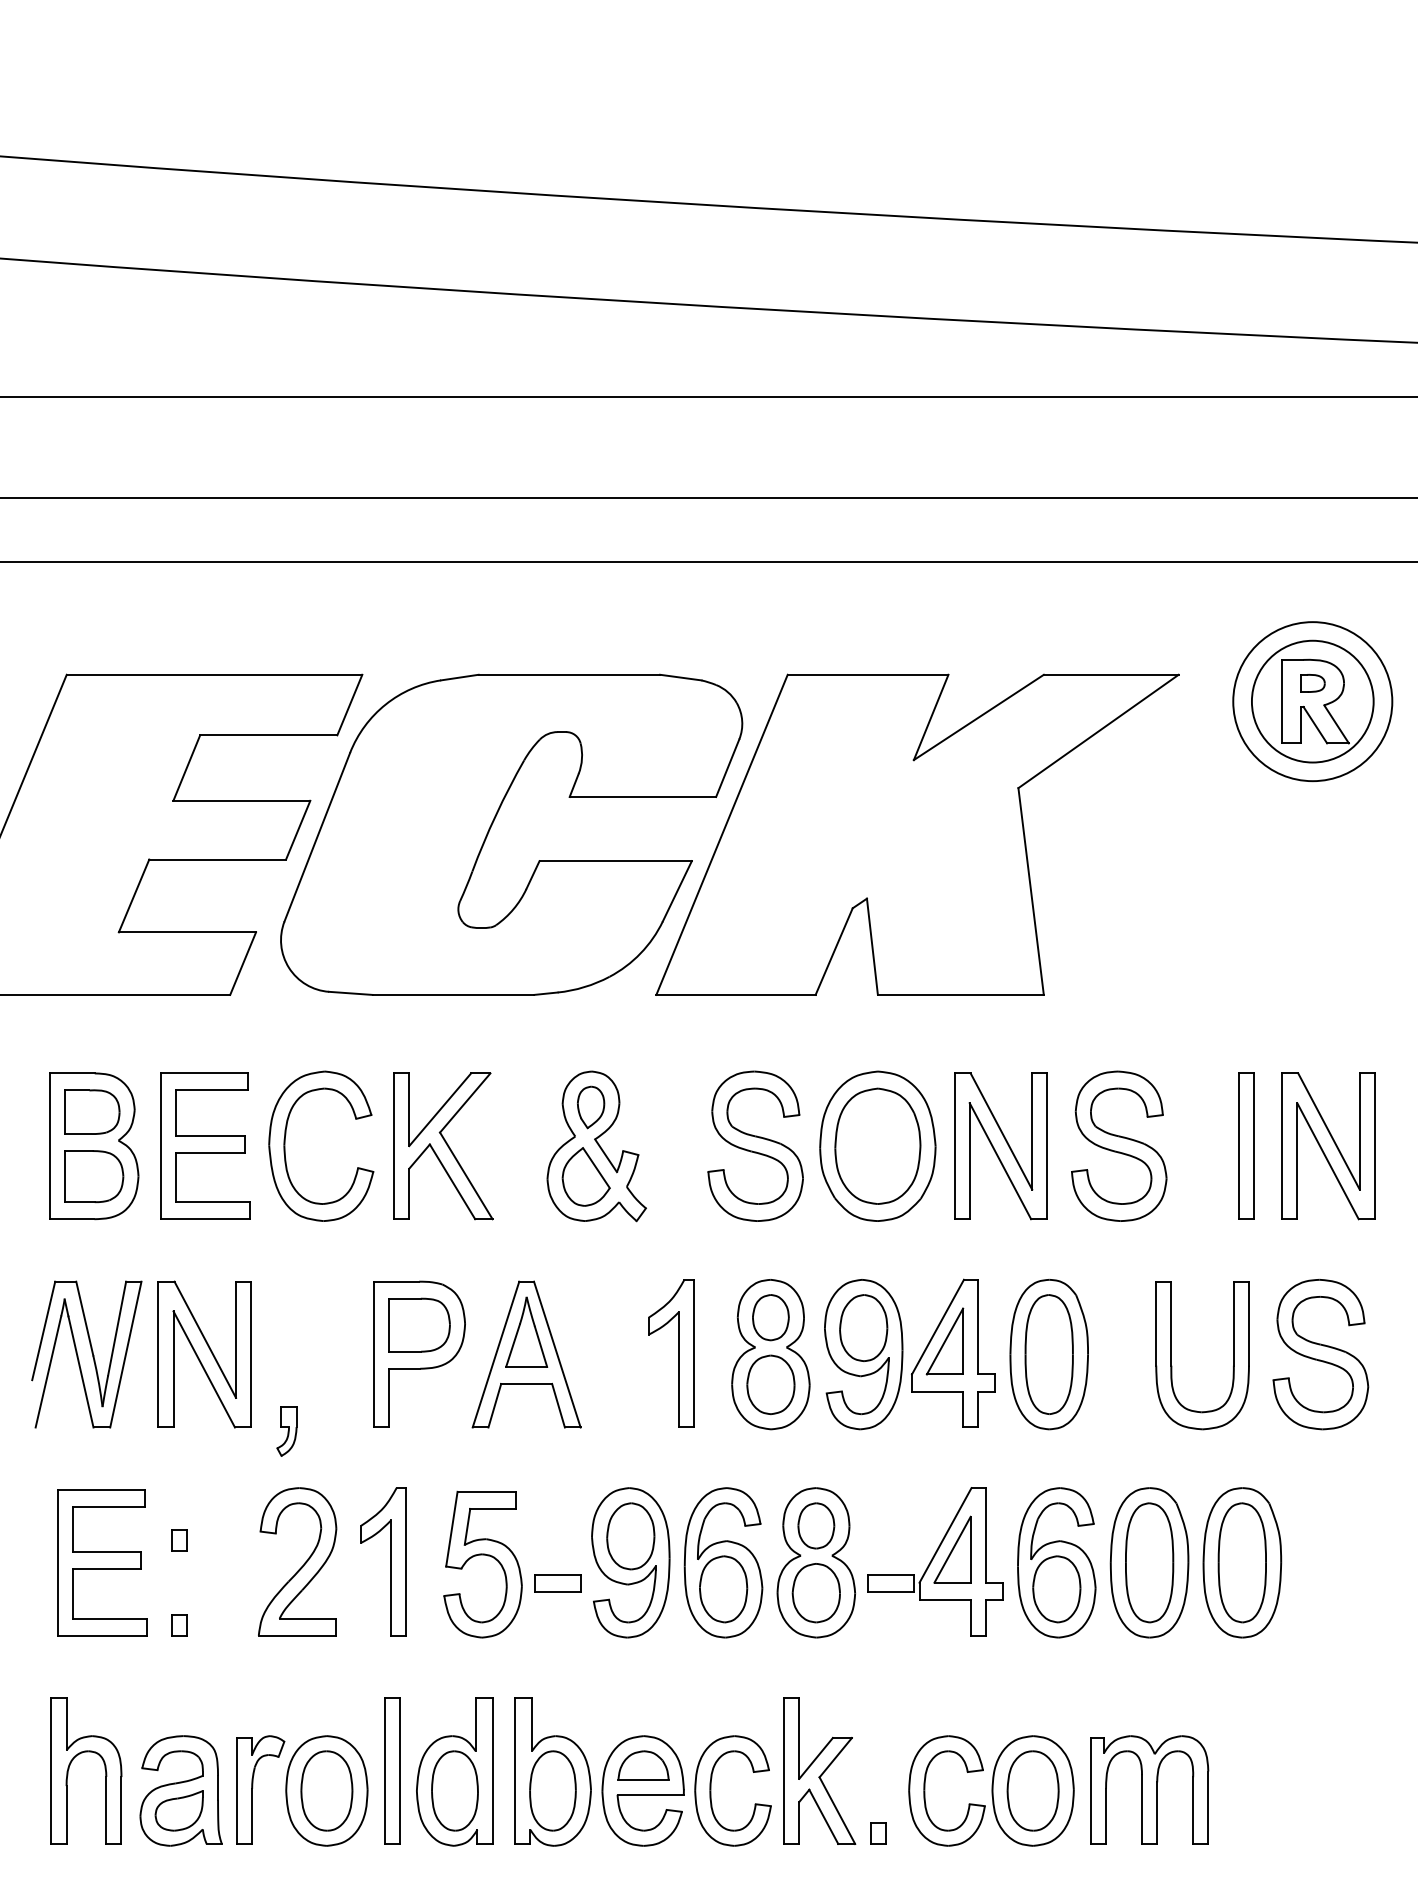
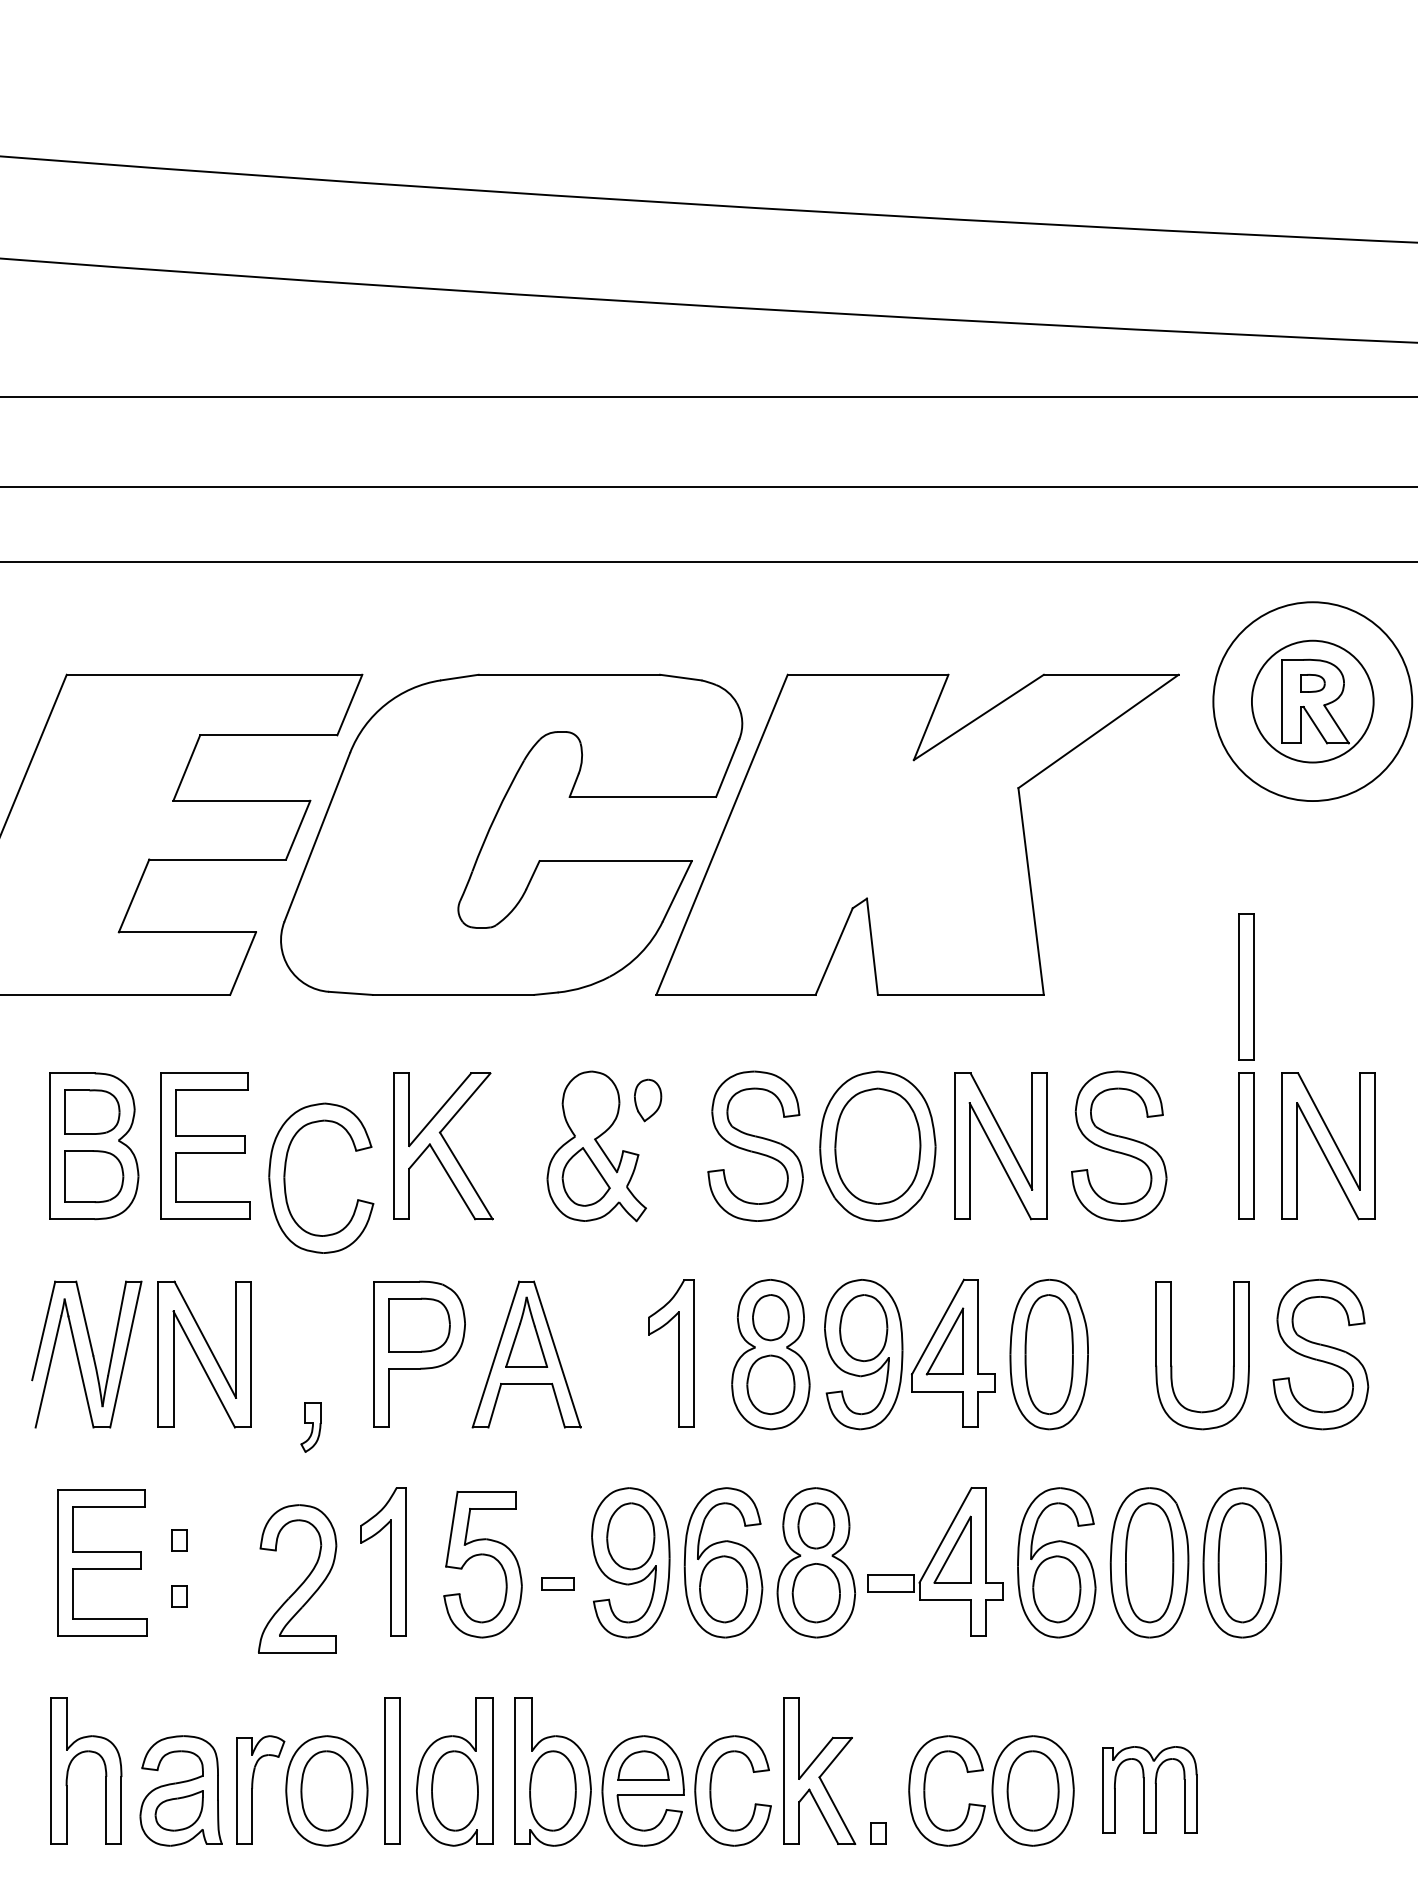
line position: (708, 498) -> (708, 487) (708, 487)
circle diameter: 159 px -> 199 px (1312, 701)
part: none -> present (1246, 986)
part position: (591, 1107) -> (648, 1100) (648, 1100)
part position: (285, 1145) -> (285, 1177) (285, 1177)
part position: (286, 1431) -> (310, 1427) (310, 1427)
part position: (302, 1565) -> (302, 1582) (302, 1582)
part size: 48x19 px -> 34x14 px (557, 1583)
part position: (179, 1625) -> (179, 1596) (179, 1596)
part size: 120x110 px -> 96x88 px (1149, 1789)
